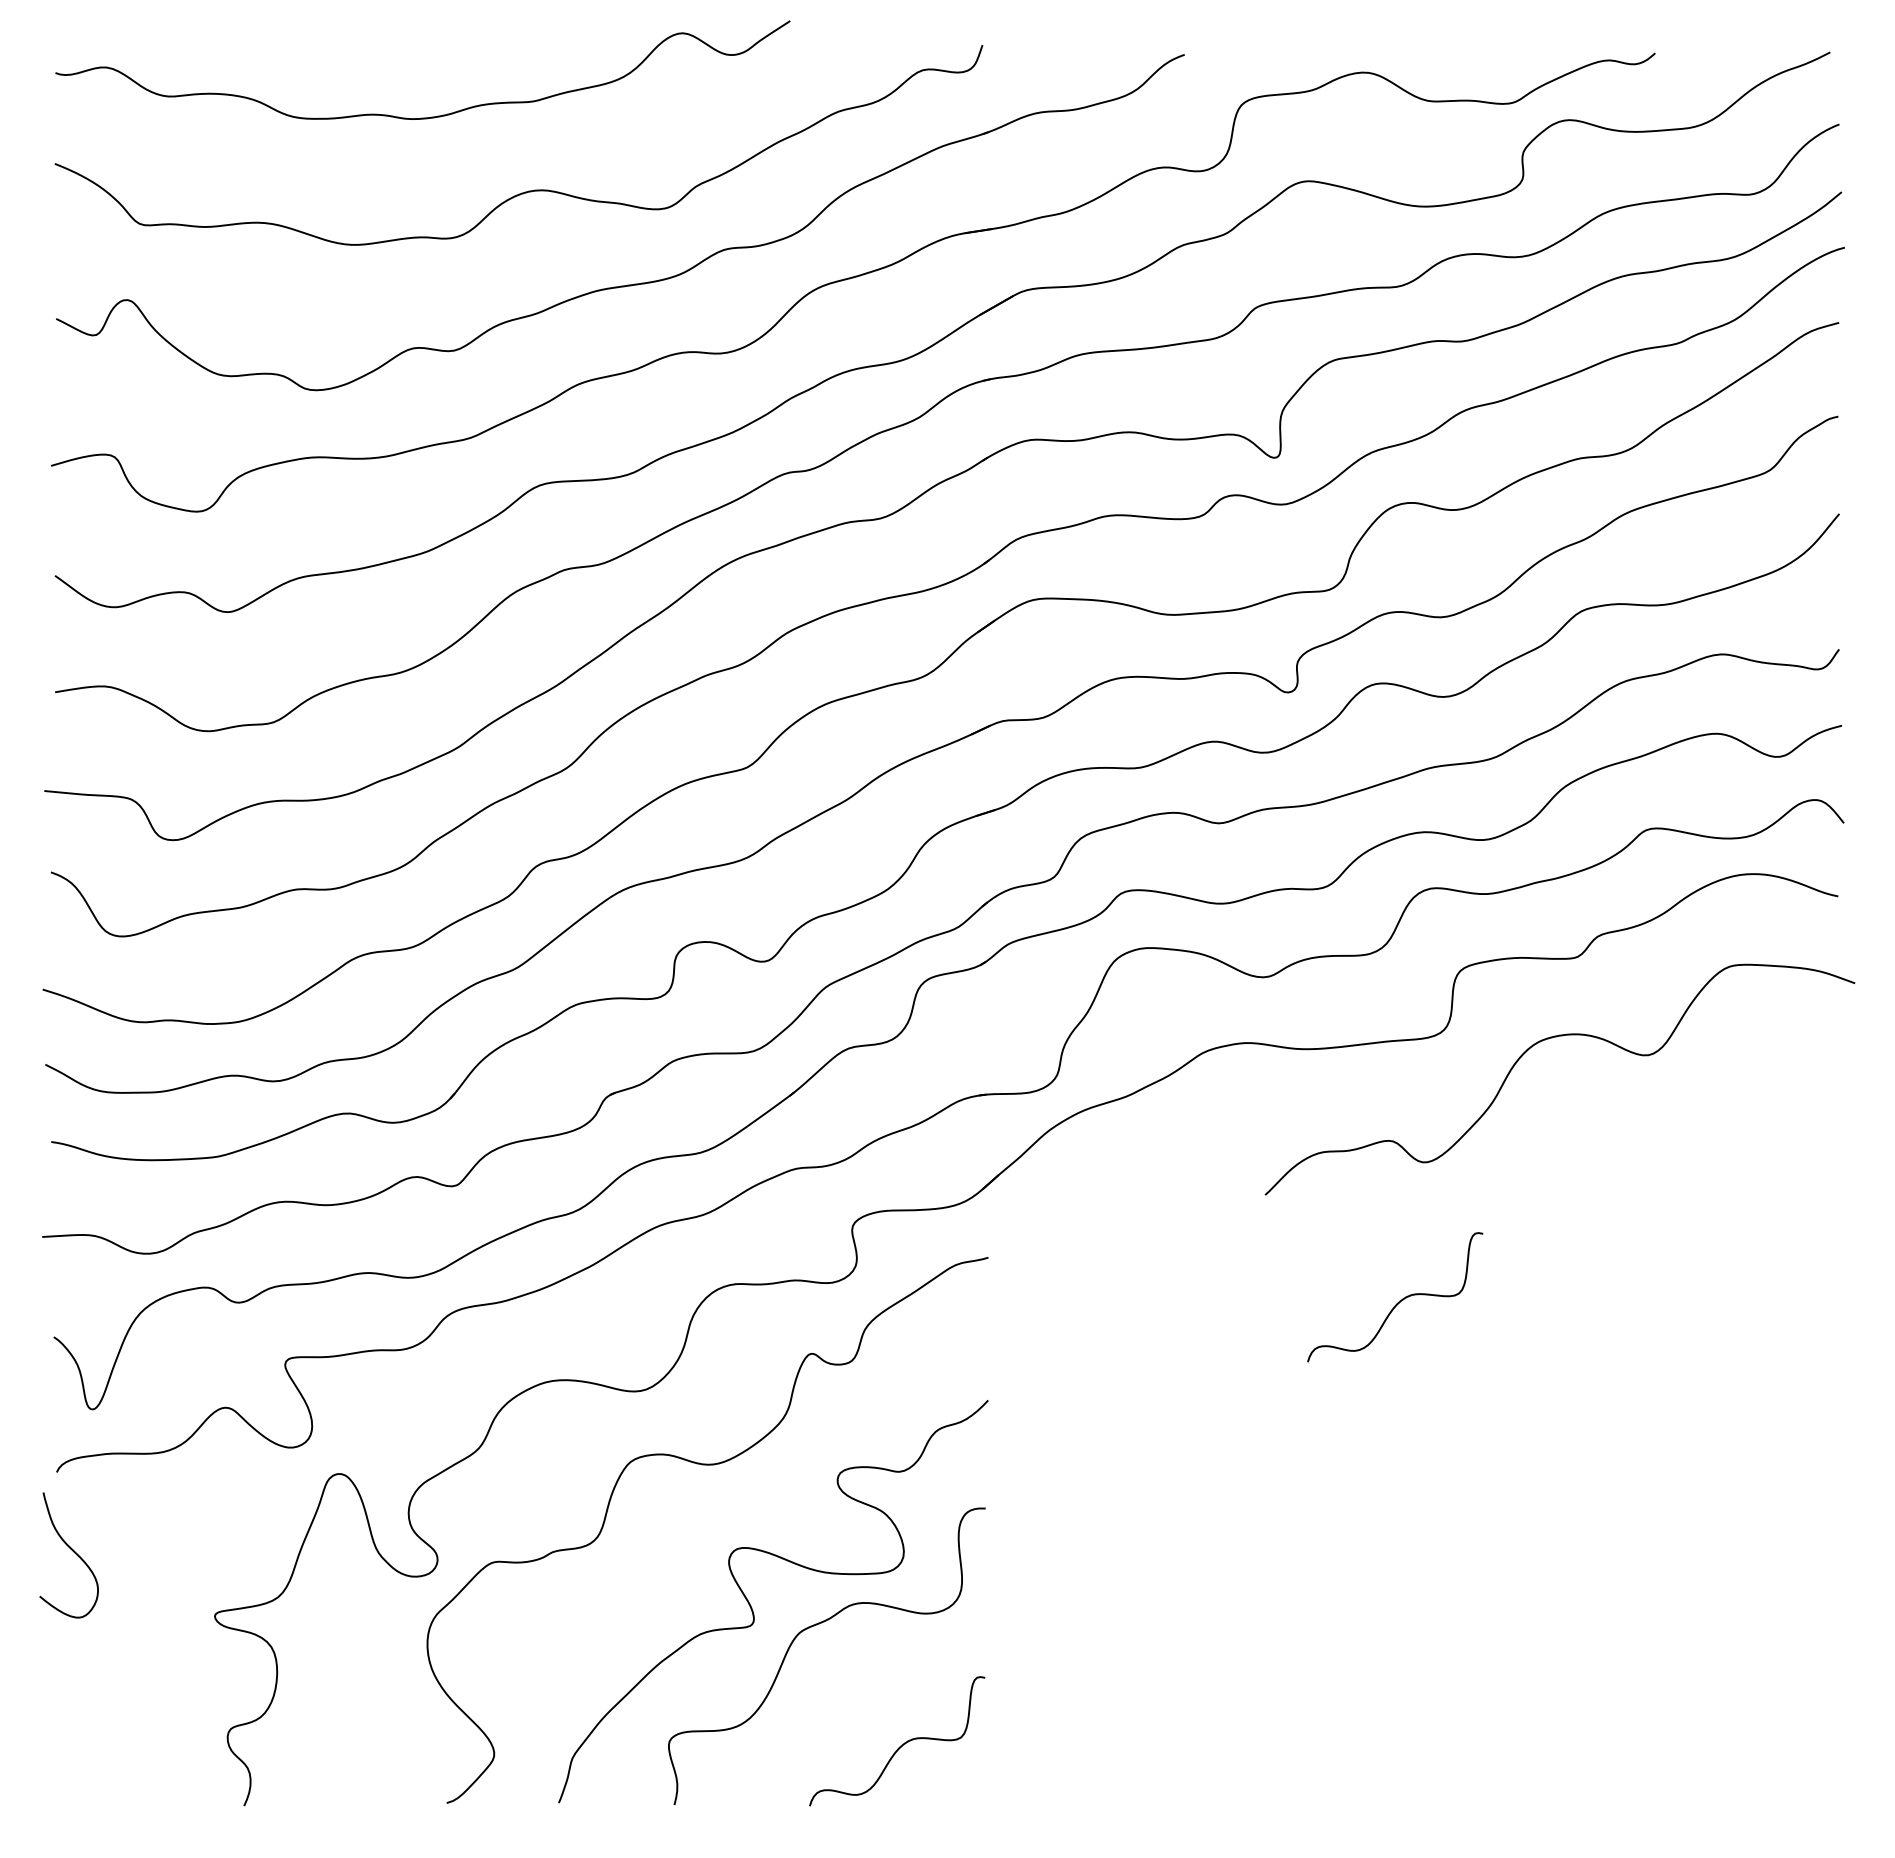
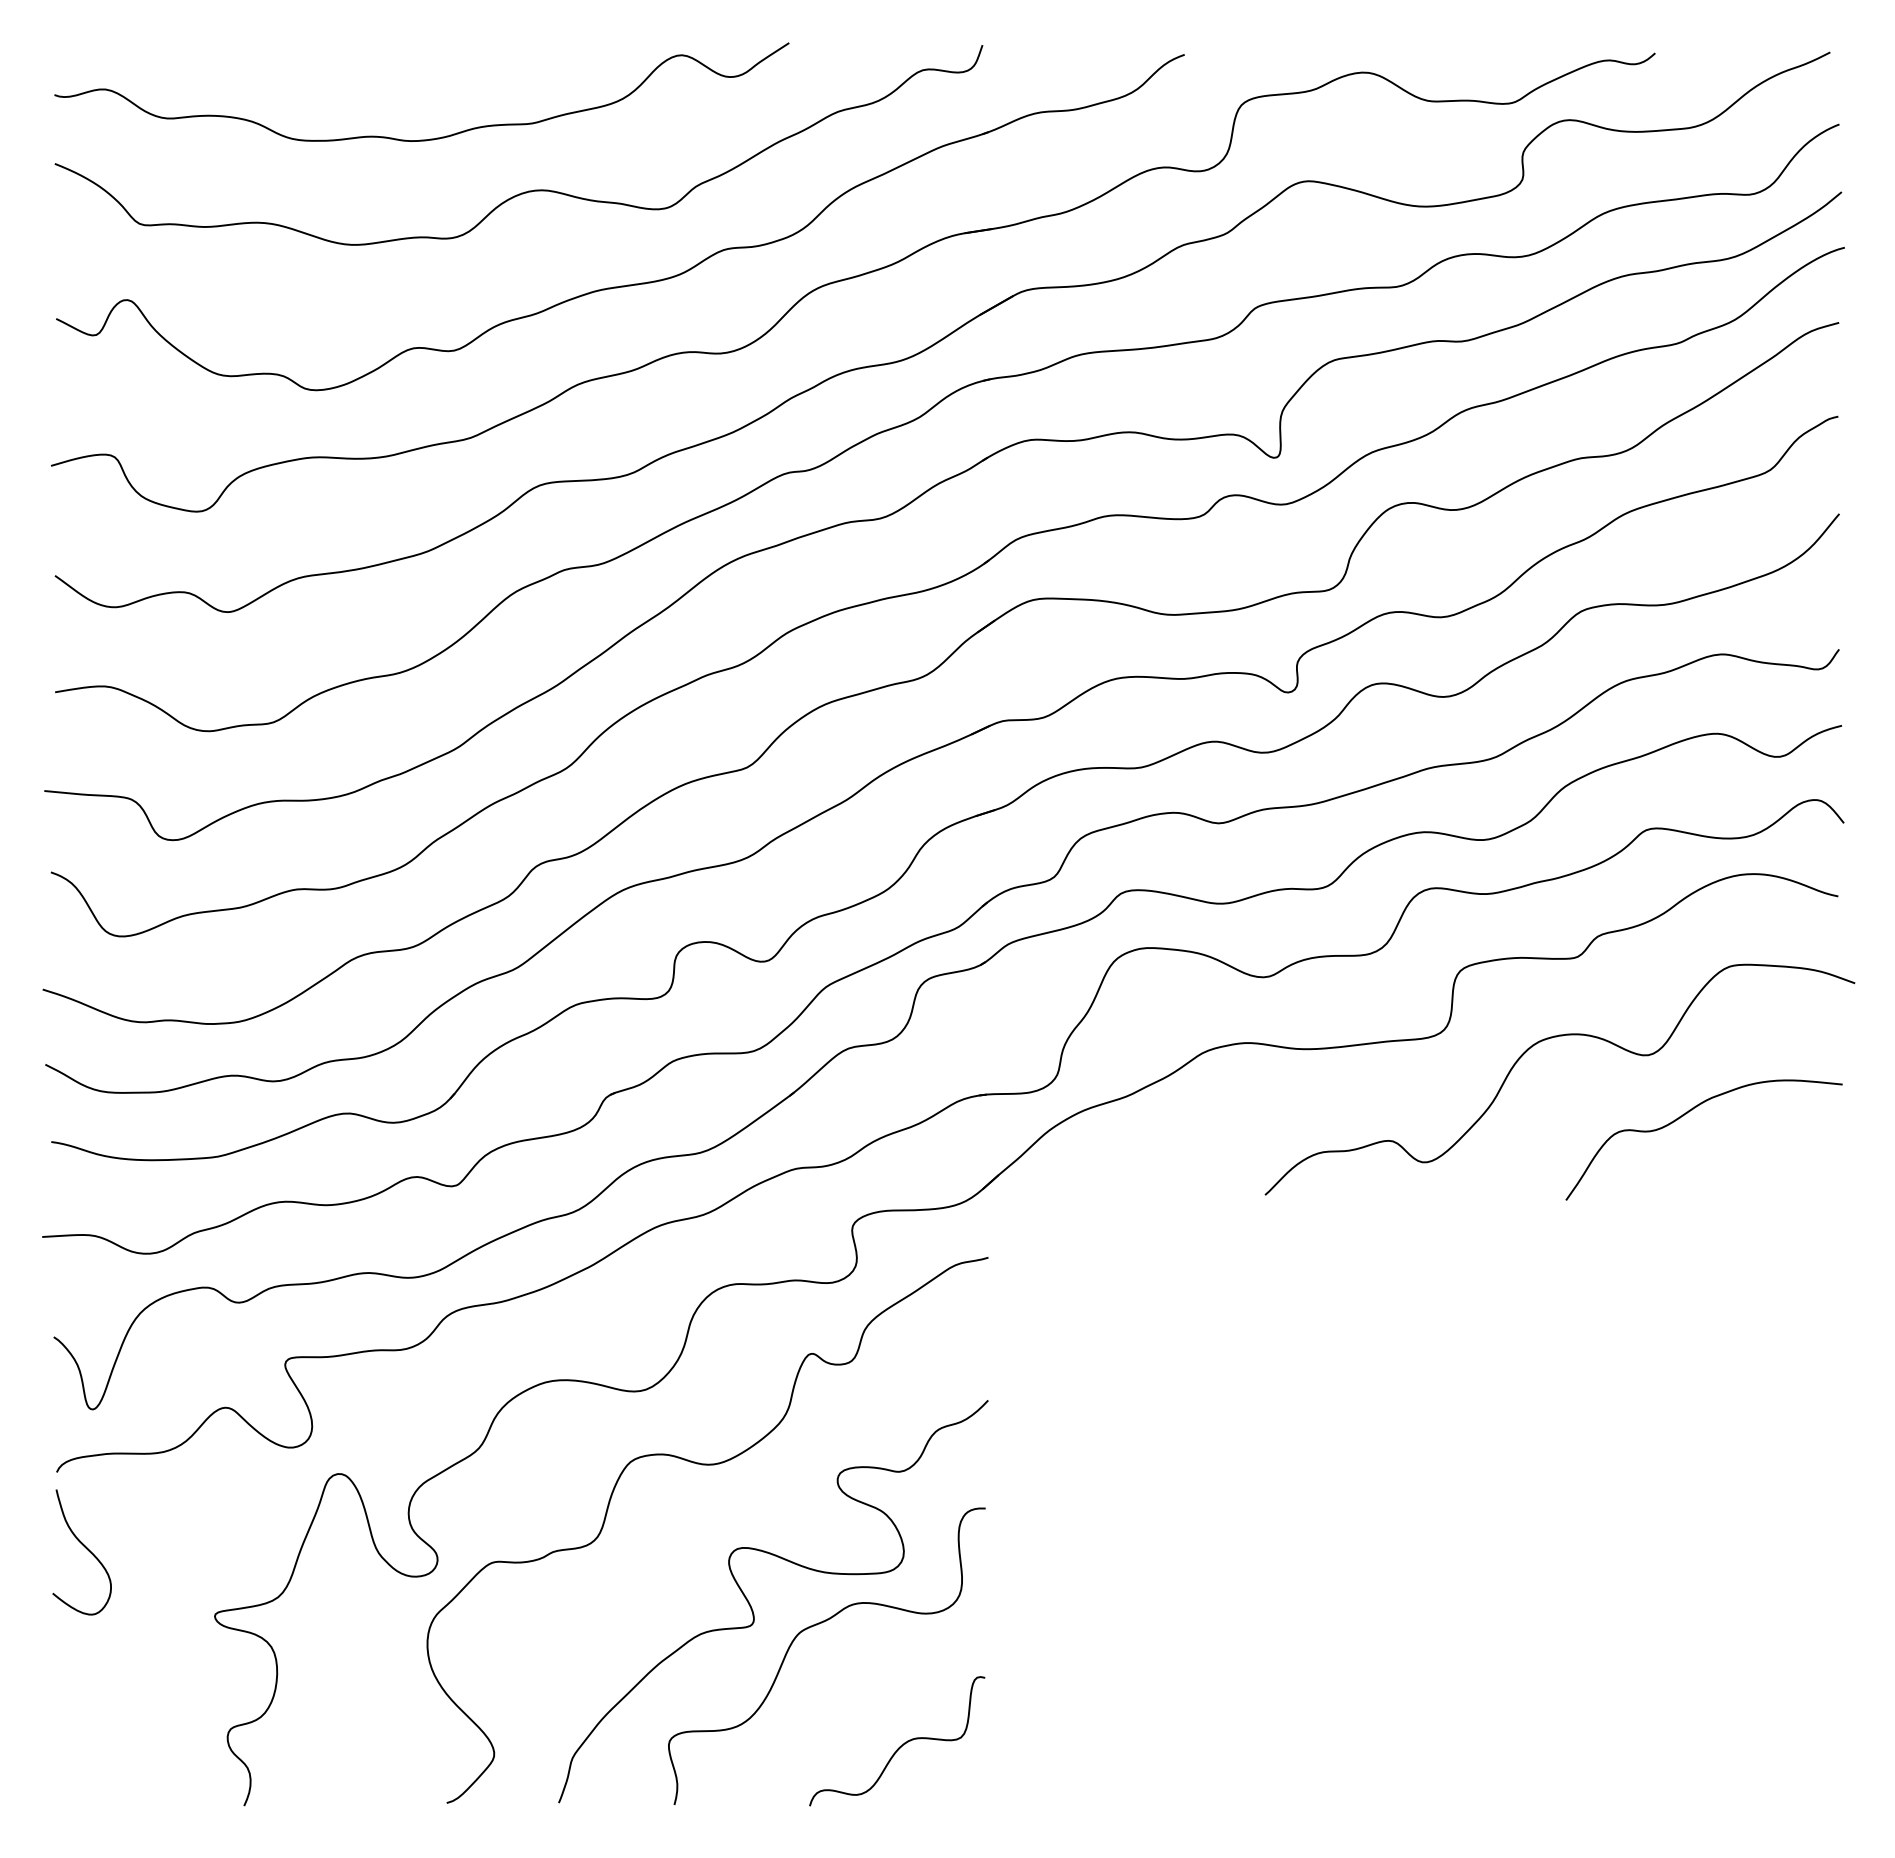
curve position: (431, 116) -> (430, 138) (430, 138)
curve: none -> present (1686, 1114)
curve: present -> none (1398, 1301)
curve position: (72, 1551) -> (85, 1548) (85, 1548)
